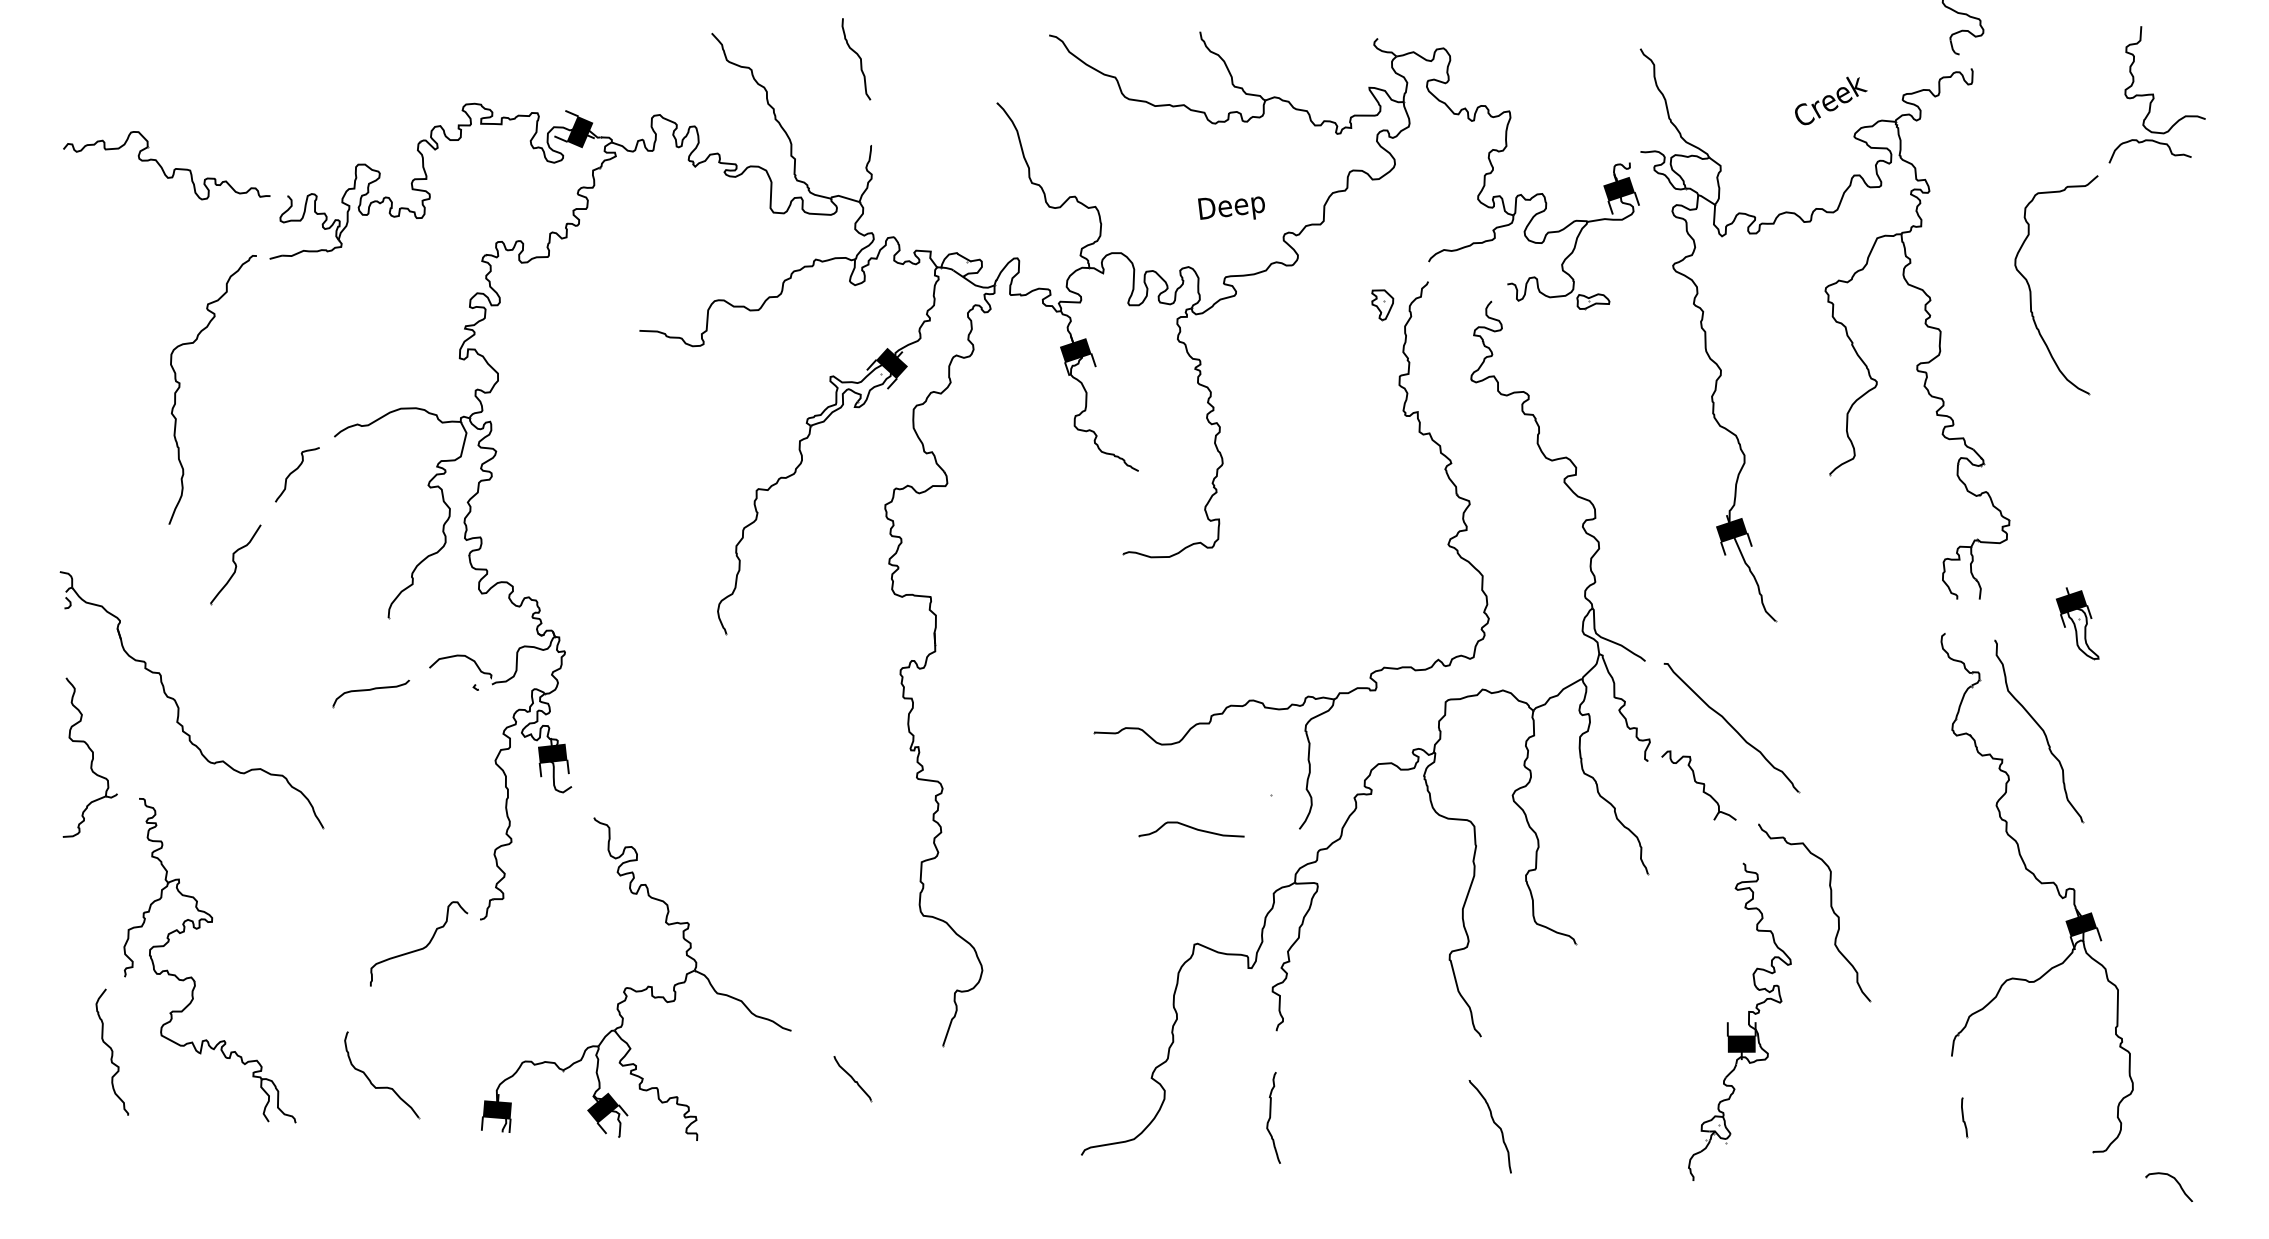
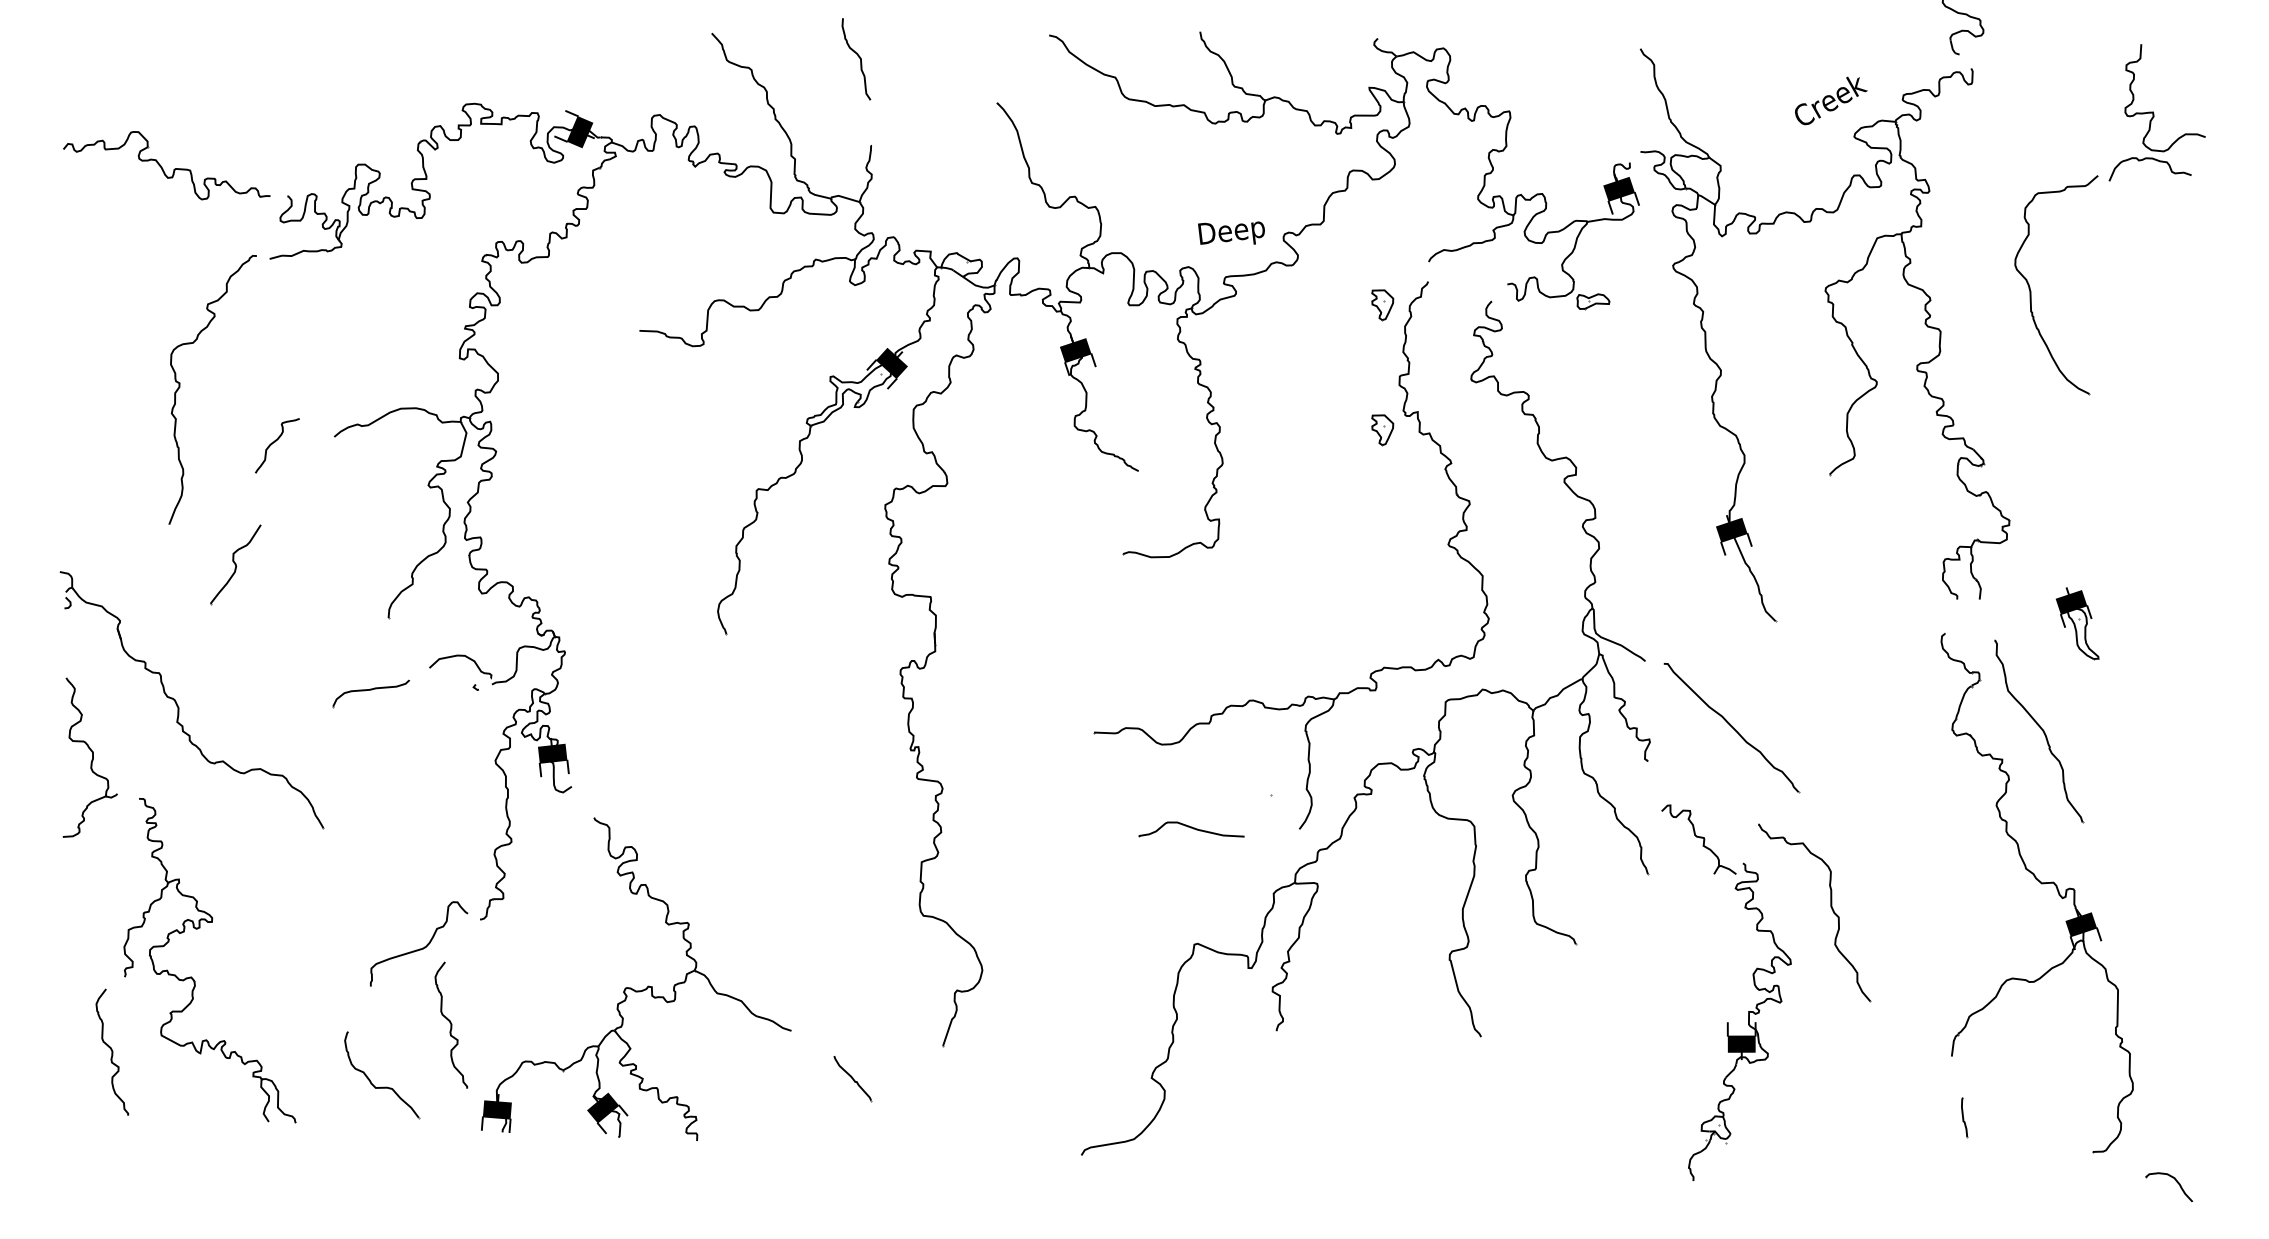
part position: (2156, 94) -> (2156, 112) (2156, 112)
text position: (1231, 207) -> (1231, 232) (1231, 232)
part: none -> present (1382, 430)
curve position: (295, 471) -> (275, 442) (275, 442)
part position: (1698, 785) -> (1698, 839) (1698, 839)
curve: none -> present (451, 1024)
curve: present -> none (1271, 1116)
curve: present -> none (1493, 1123)
